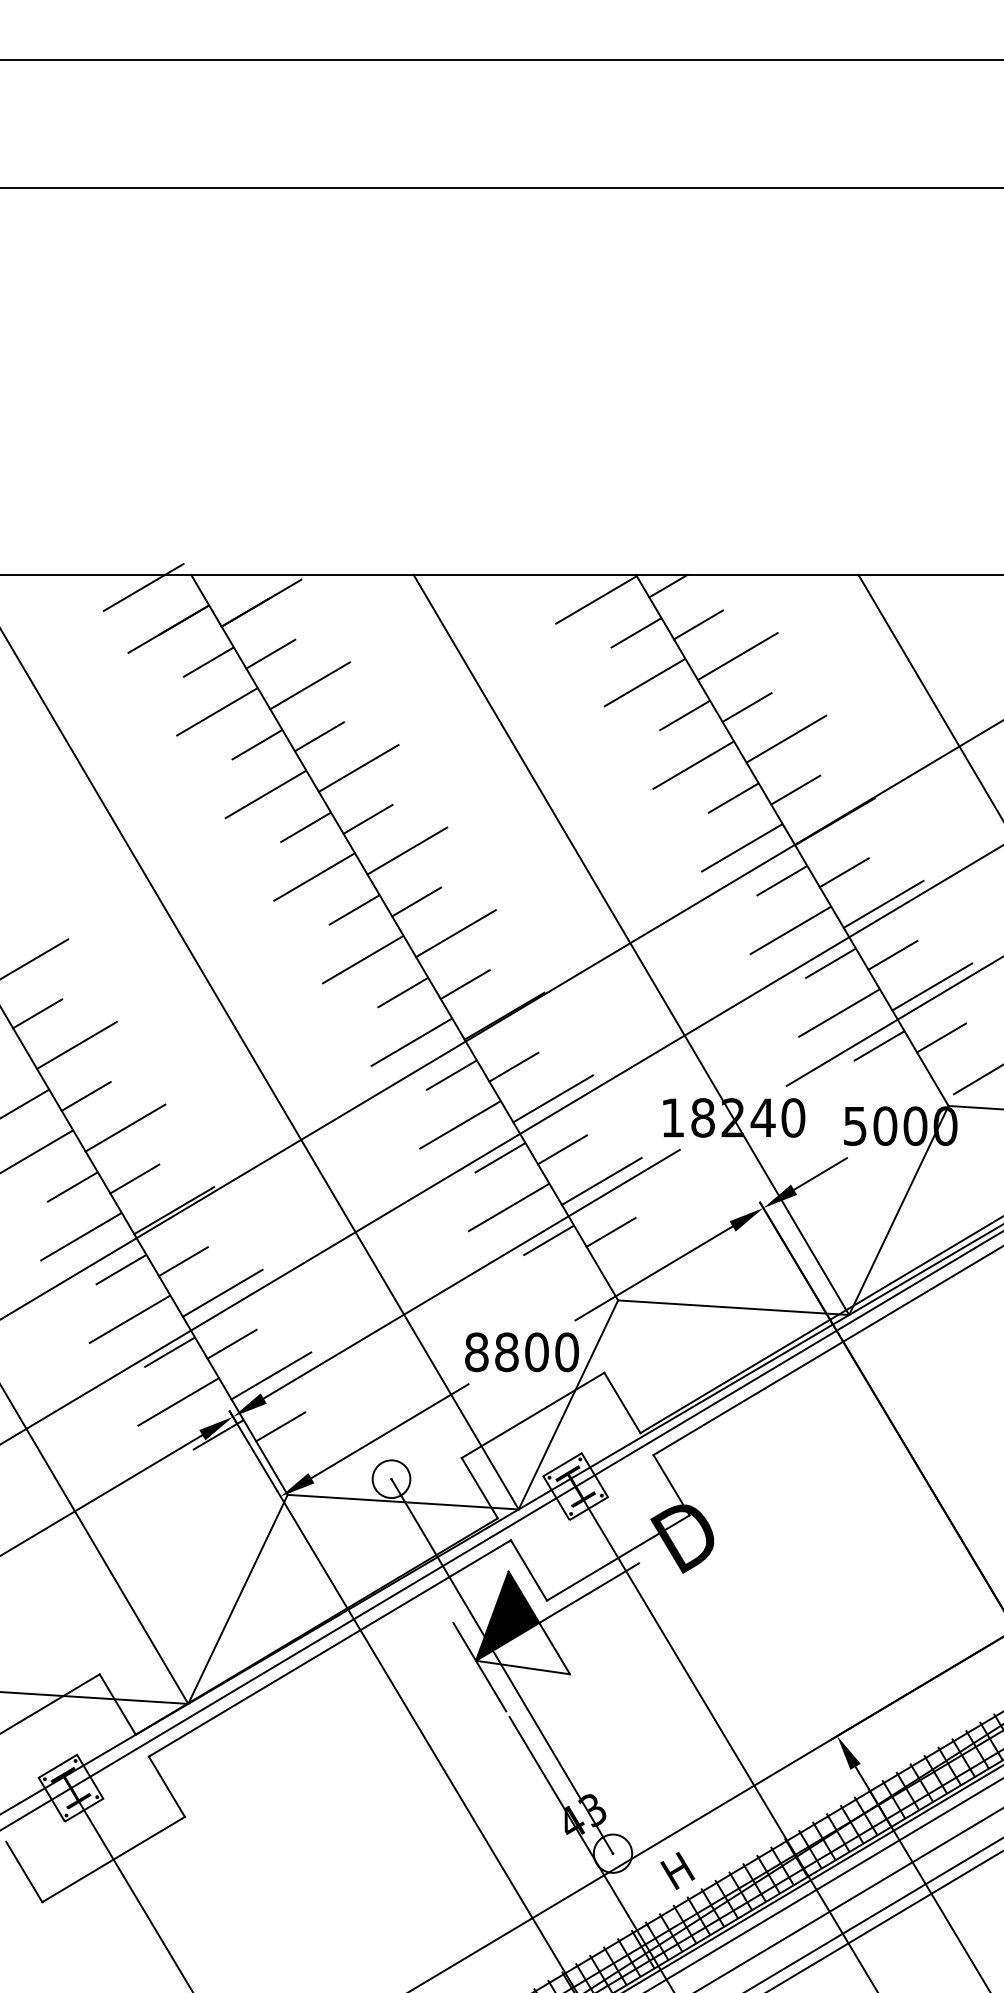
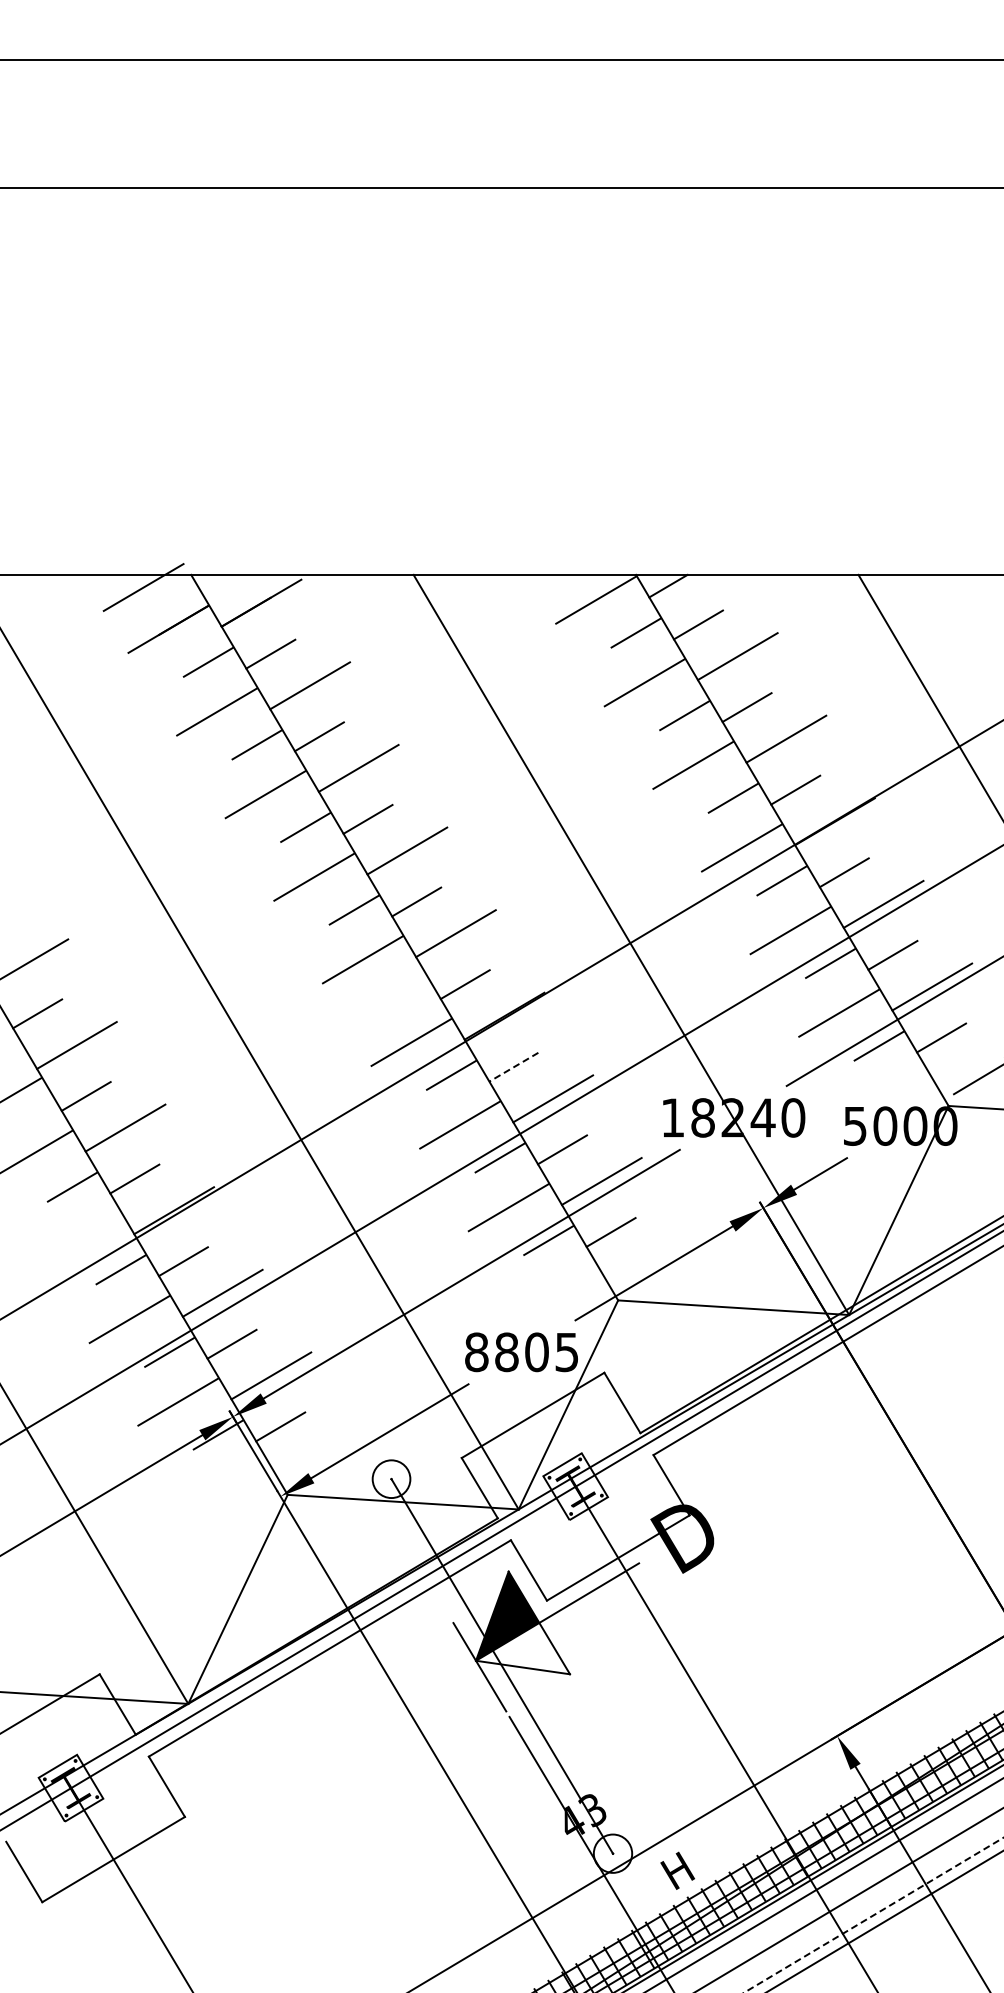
line: present -> none (402, 992)
line: solid -> dashed (513, 1067)
line position: (25, 1103) -> (21, 1089) (21, 1089)
line: present -> none (80, 1236)
text: 8800 -> 8805 (566, 1352)
line: solid -> dashed (874, 1914)
